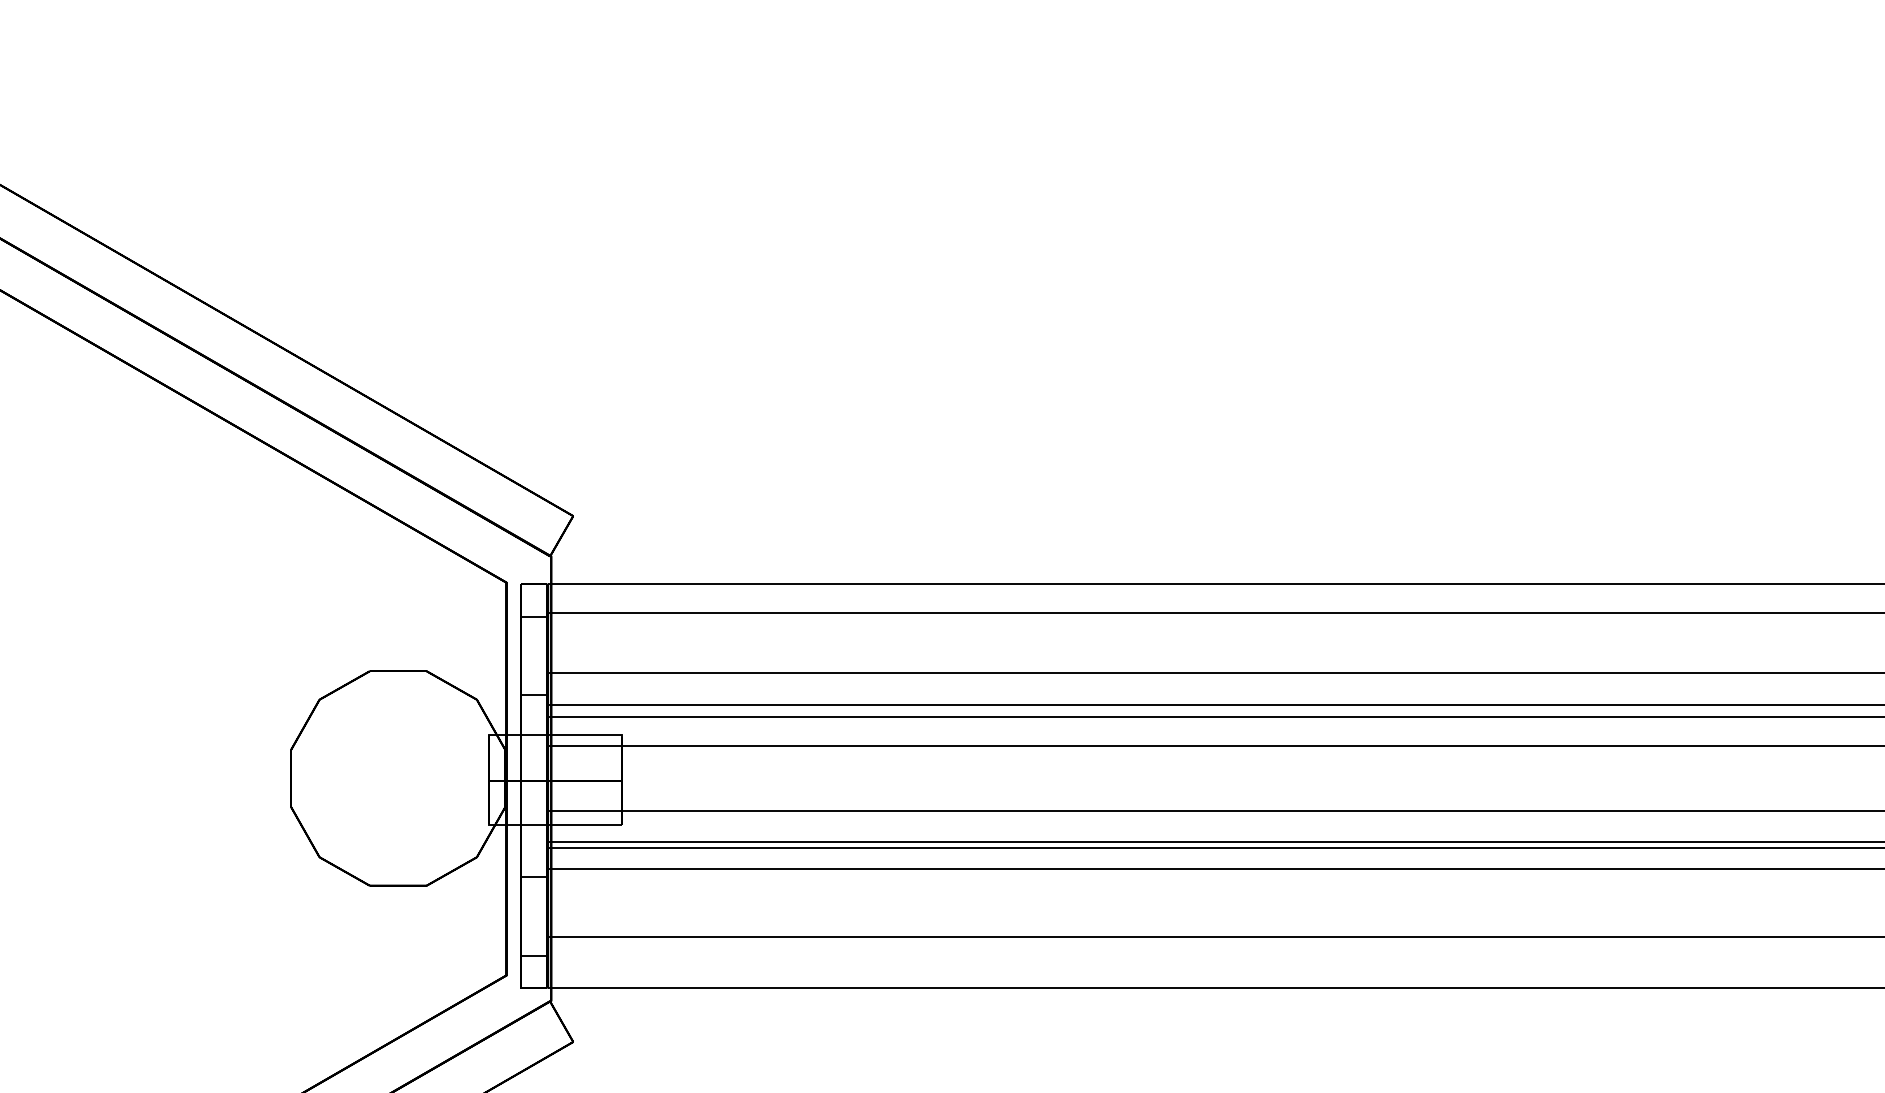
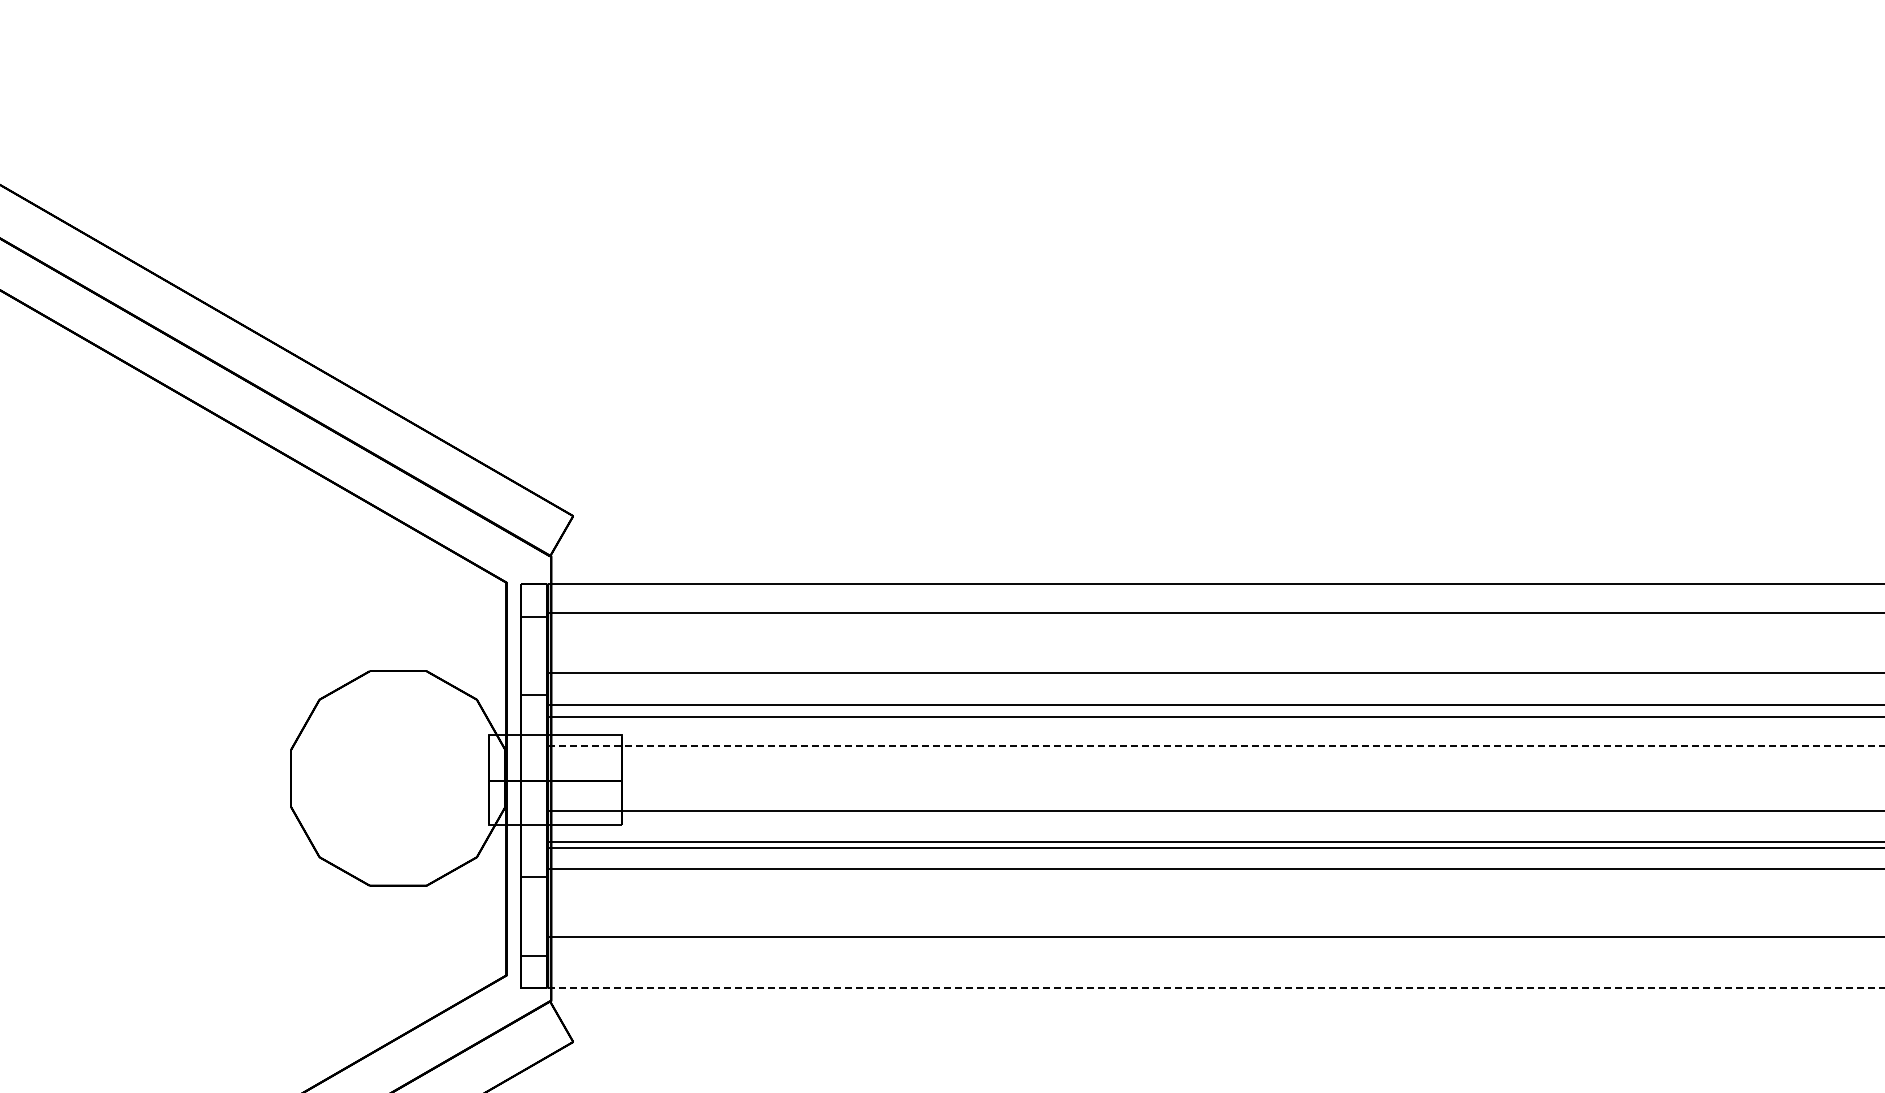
line: solid -> dashed (1216, 745)
line: solid -> dashed (1216, 988)
